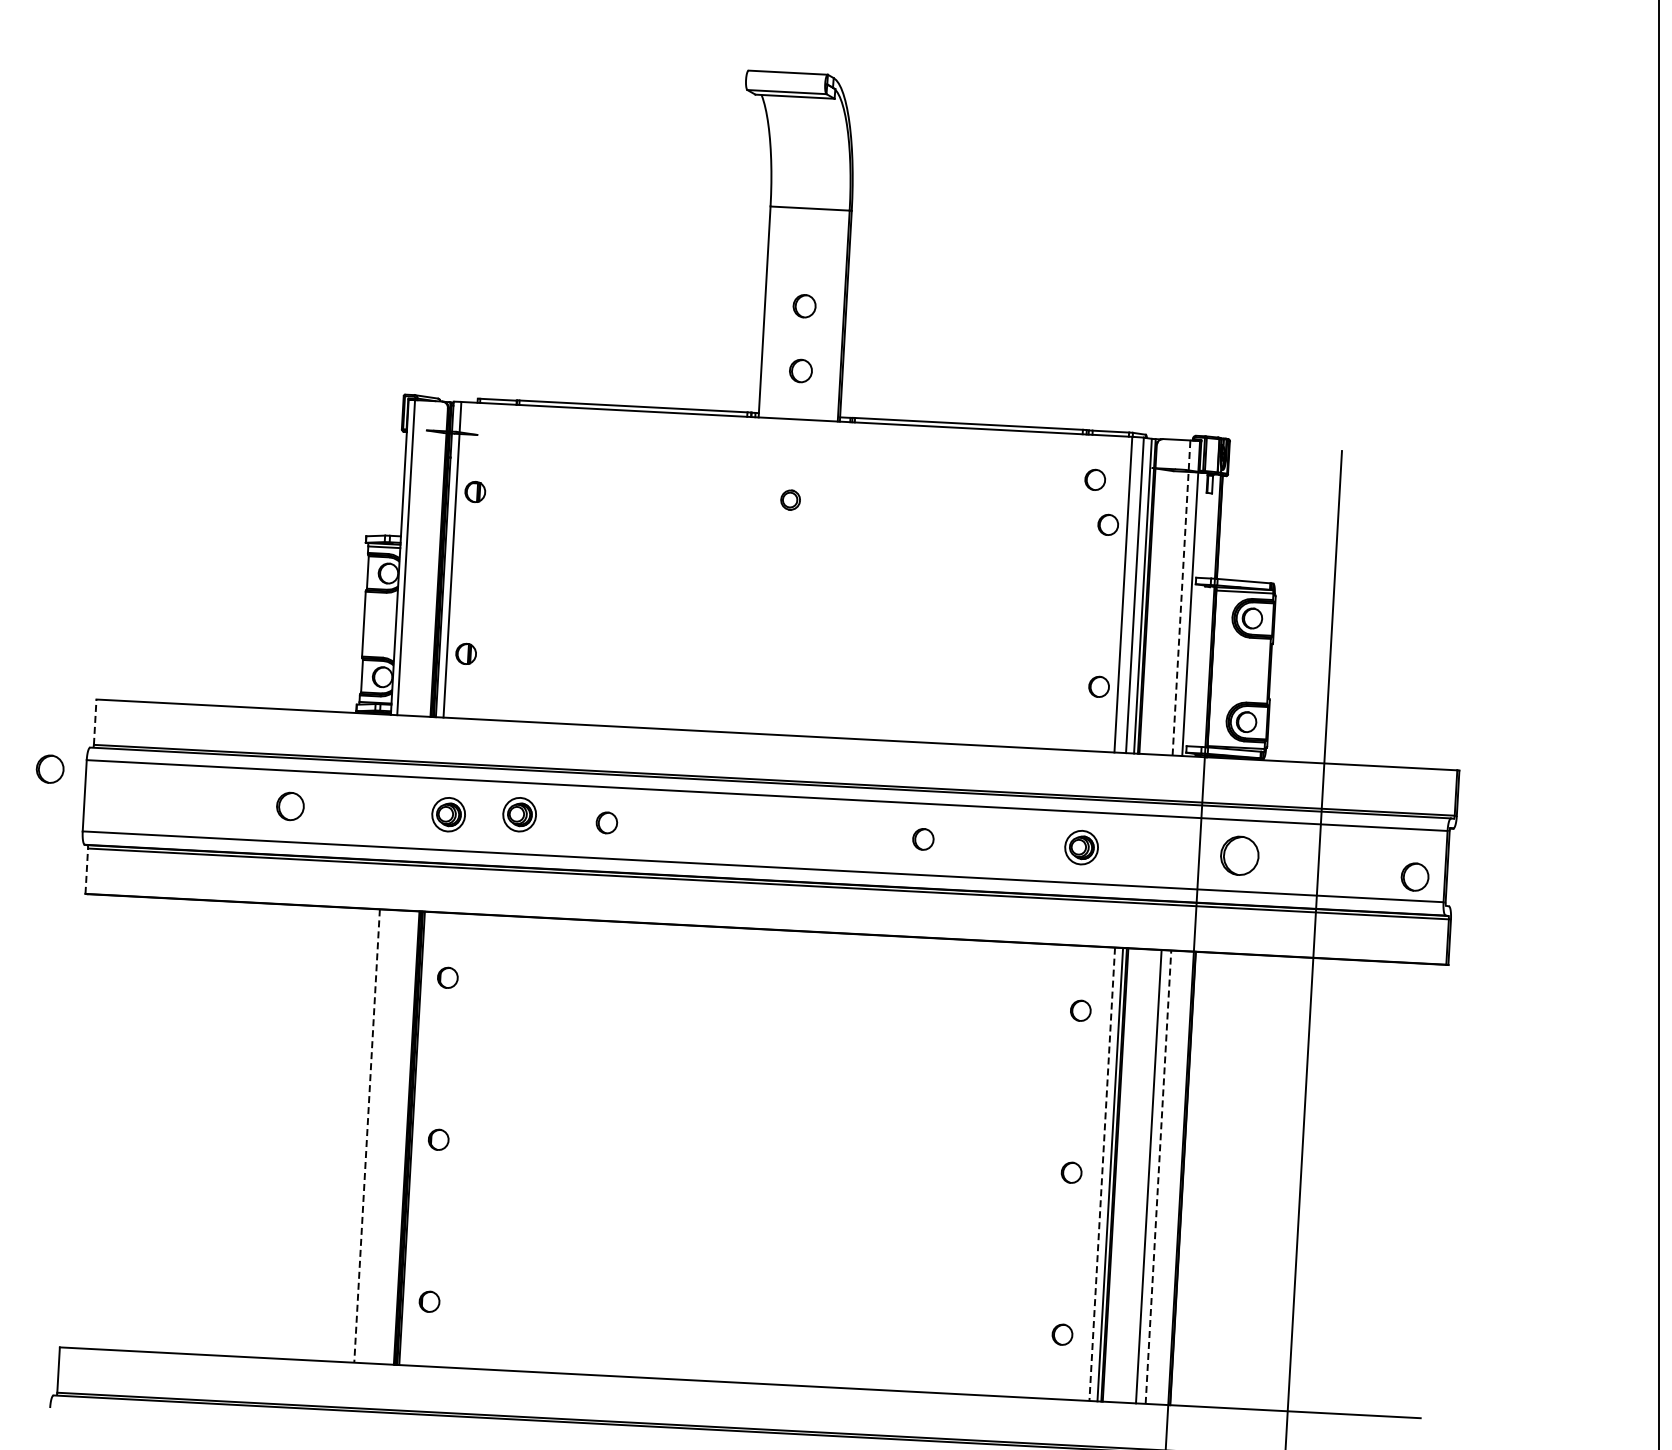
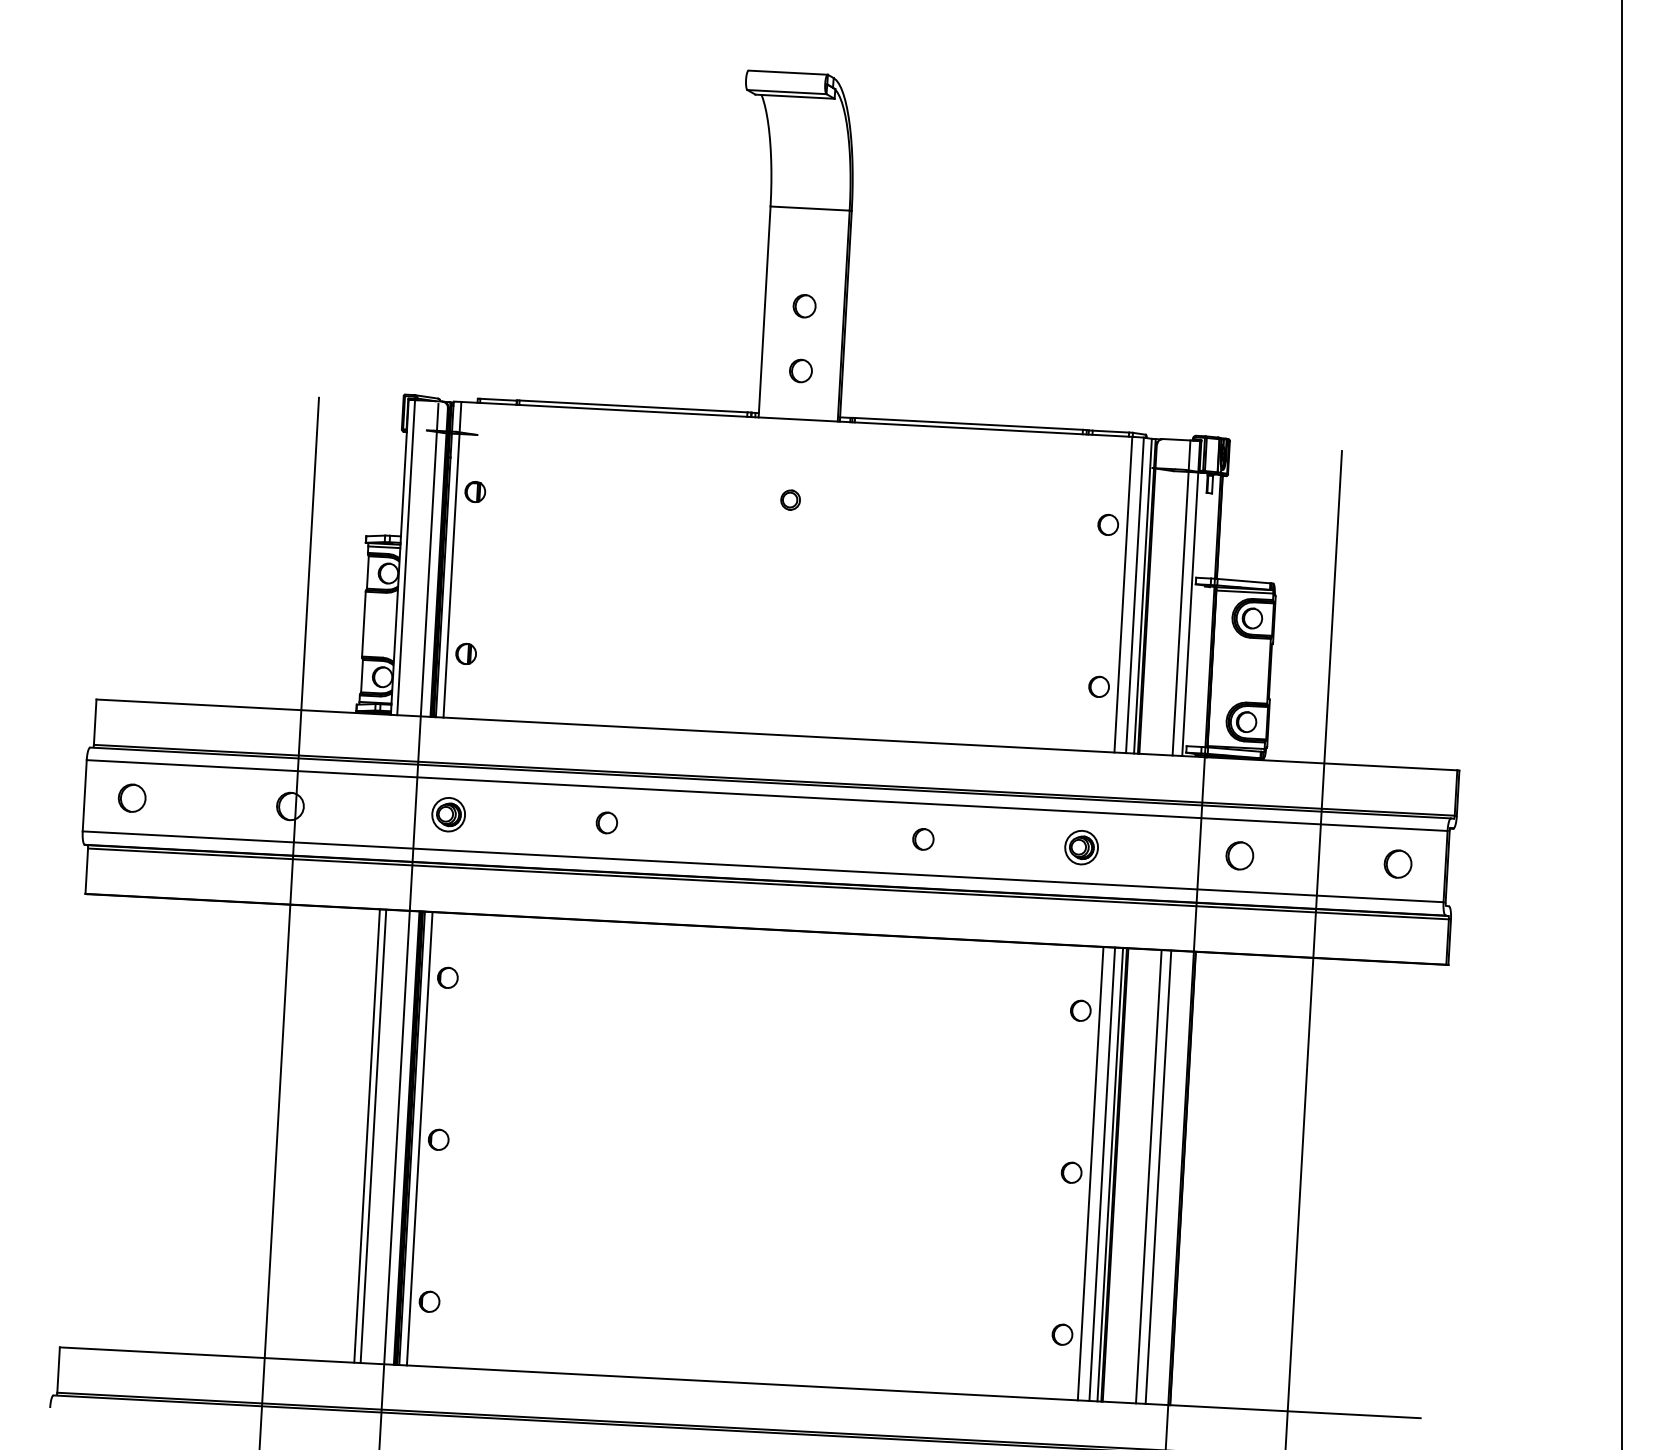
part: present -> none (1094, 479)
line: dashed -> solid (1181, 598)
line: dashed -> solid (95, 722)
line position: (1658, 724) -> (1621, 724) (1621, 724)
part position: (49, 768) -> (131, 797) (131, 797)
part: present -> none (519, 814)
part size: 40x41 px -> 30x30 px (1239, 855)
line: dashed -> solid (86, 871)
part position: (1414, 876) -> (1397, 863) (1397, 863)
line: none -> present (289, 921)
line: none -> present (408, 925)
line: dashed -> solid (367, 1136)
line: none -> present (373, 1136)
line: none -> present (419, 1138)
line: none -> present (1090, 1173)
line: dashed -> solid (1102, 1174)
line: dashed -> solid (1158, 1176)
